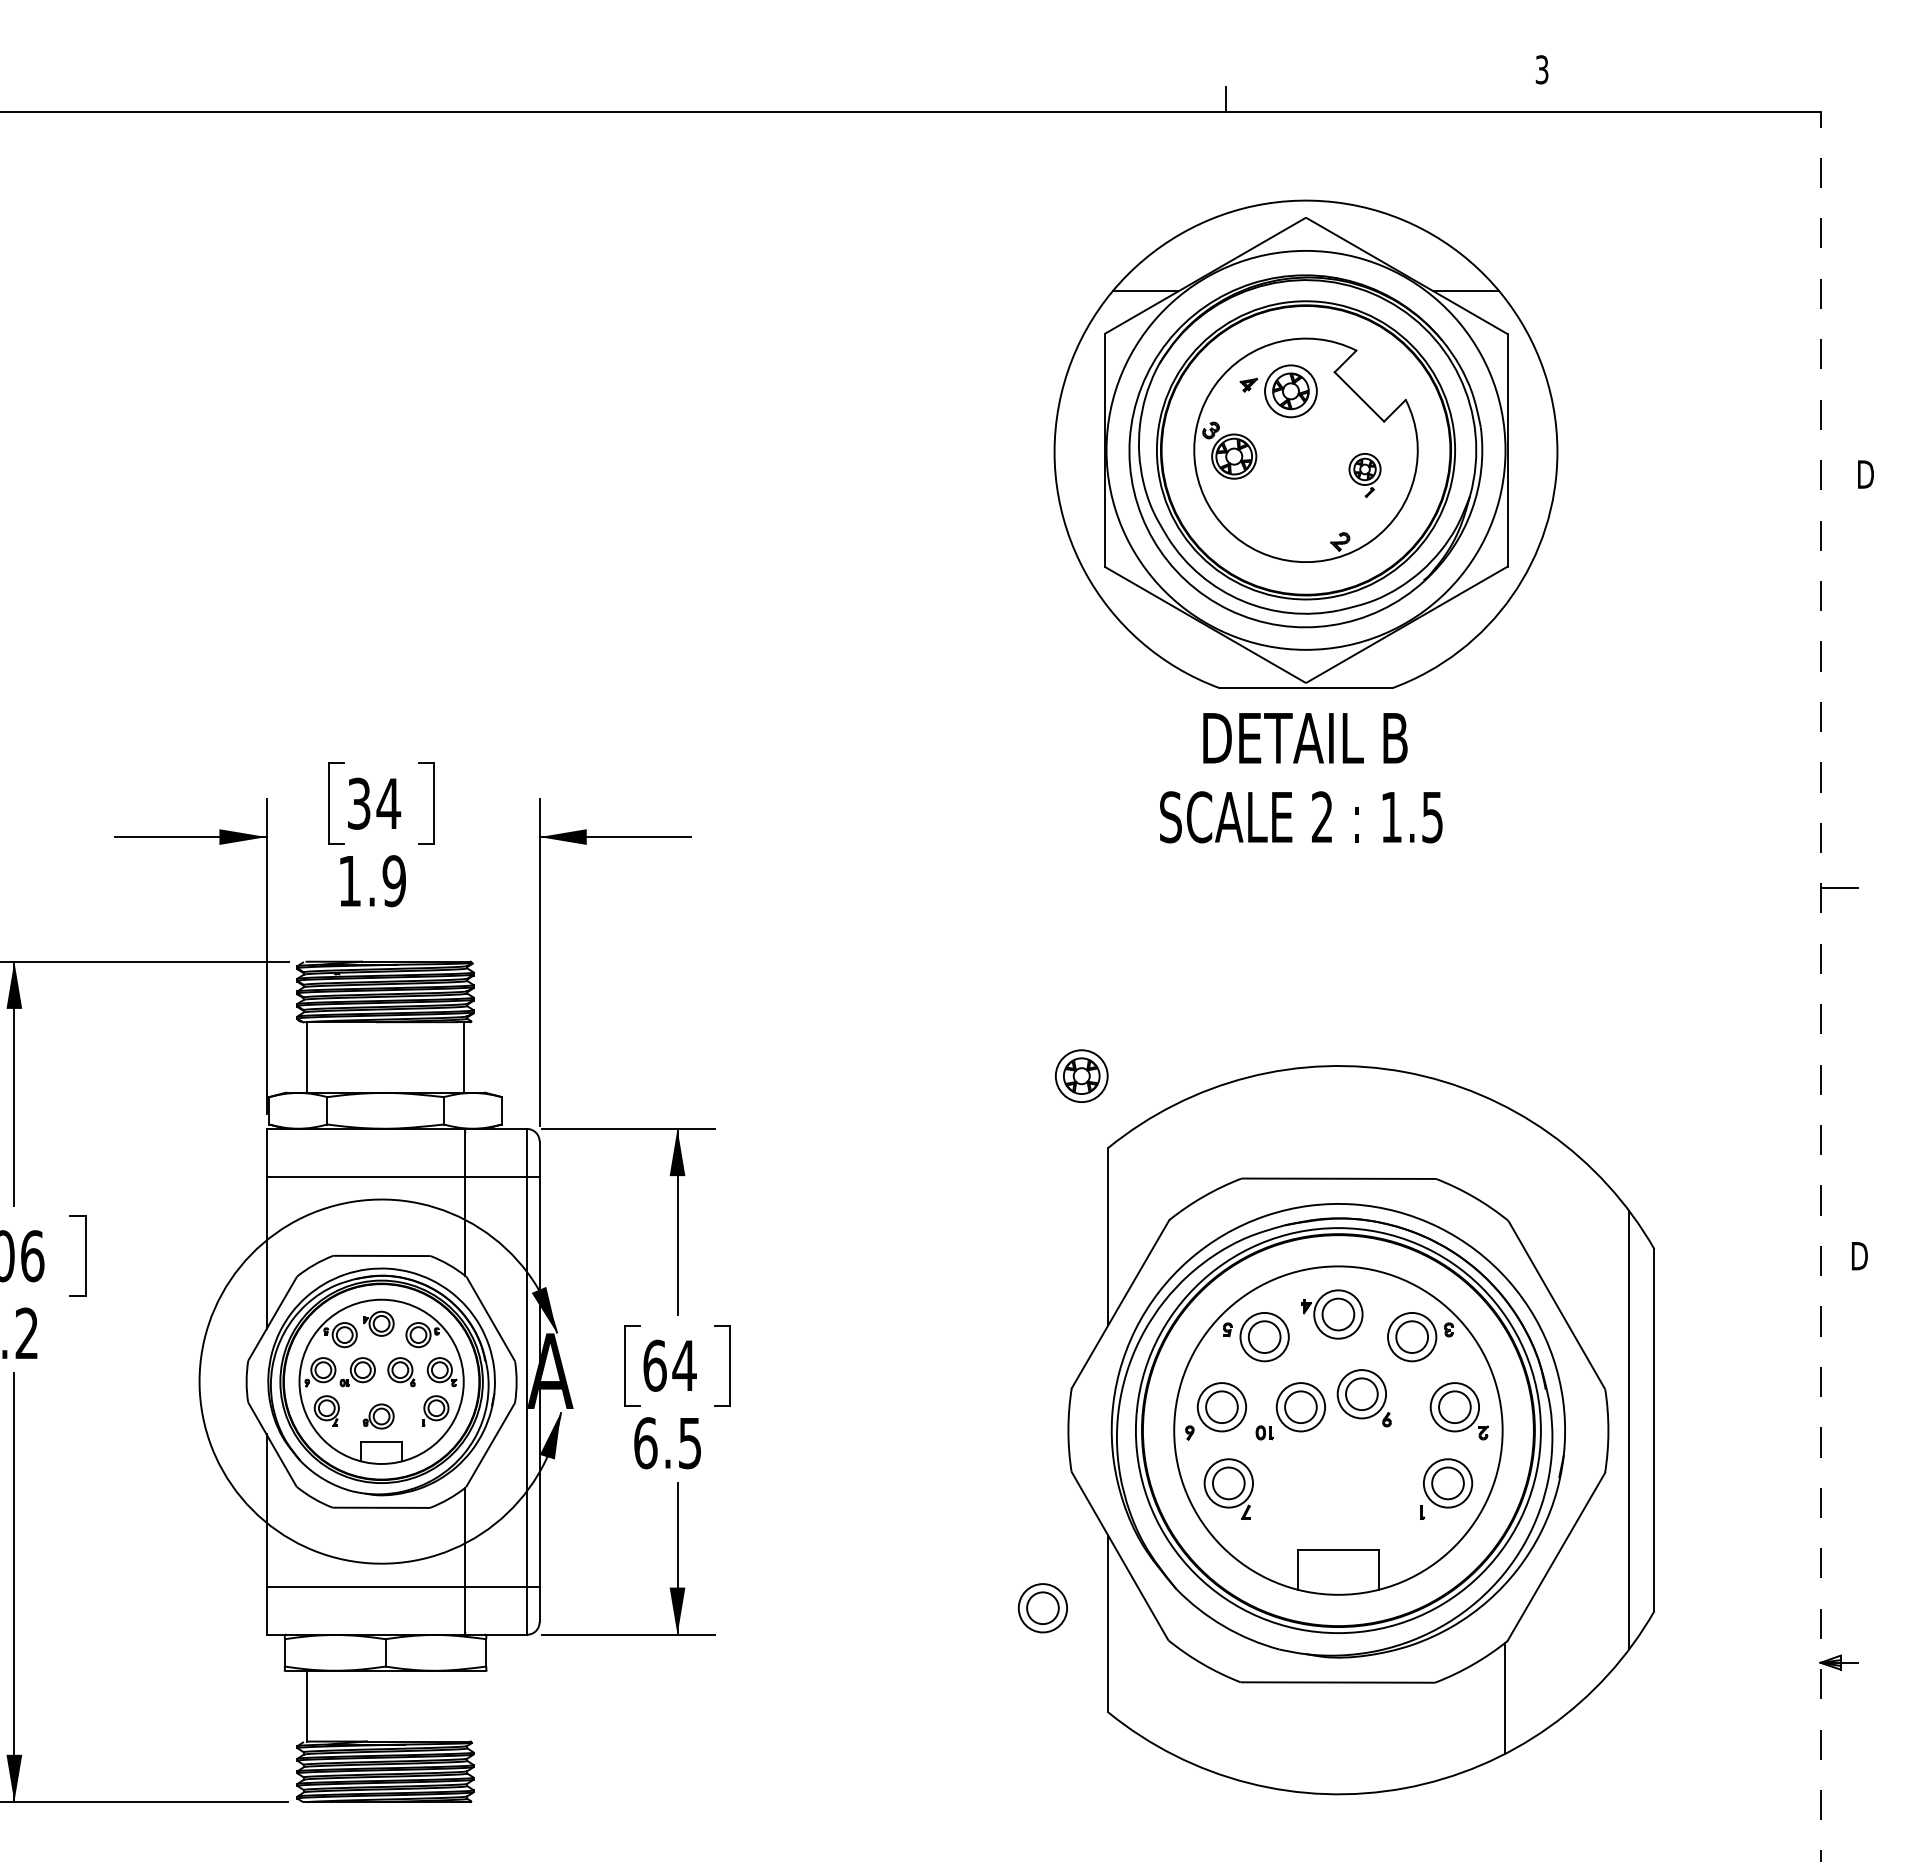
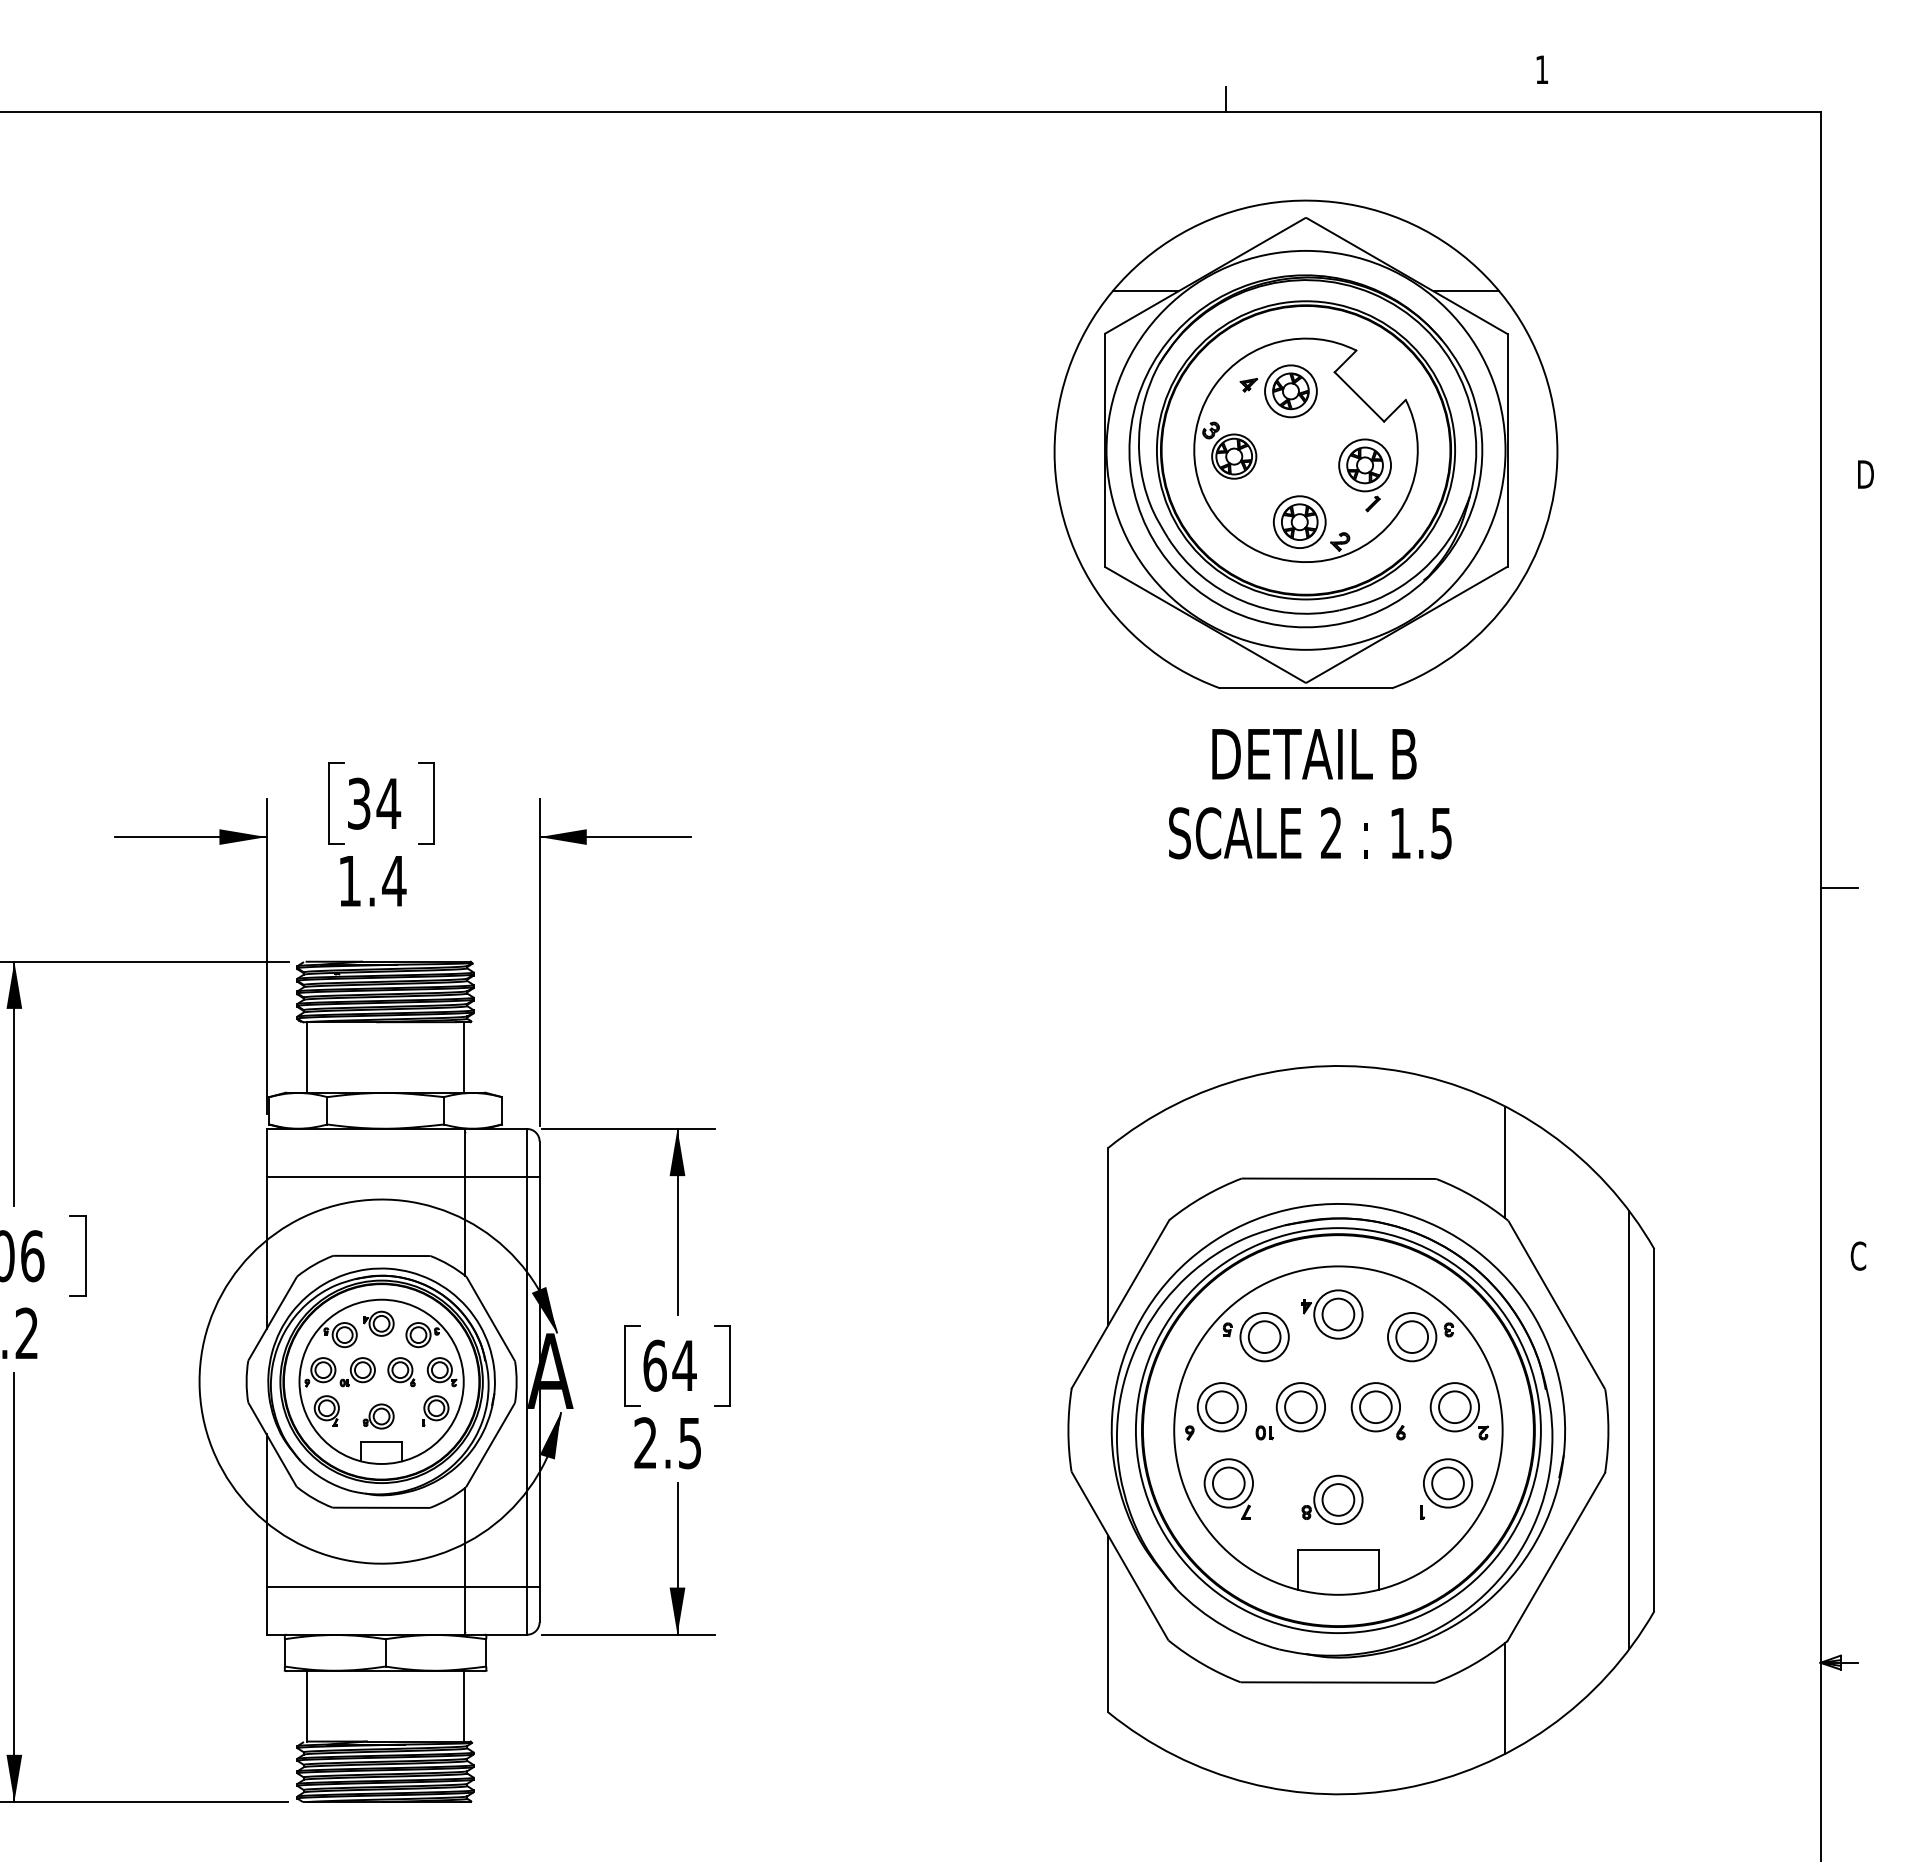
text: 3 -> 1 (1541, 69)
part size: 34x45 px -> 54x75 px (1364, 475)
text position: (1301, 778) -> (1310, 794) (1310, 794)
text: 1.9 -> 1.4 (394, 881)
line: dashed -> solid (1820, 987)
part position: (1081, 1075) -> (1299, 521) (1299, 521)
line: none -> present (1505, 1162)
text: D -> C (1858, 1255)
part position: (1363, 1398) -> (1377, 1411) (1377, 1411)
text: 6.5 -> 2.5 (645, 1443)
part: none -> present (1332, 1499)
part: present -> none (1042, 1608)
line: none -> present (464, 1706)
